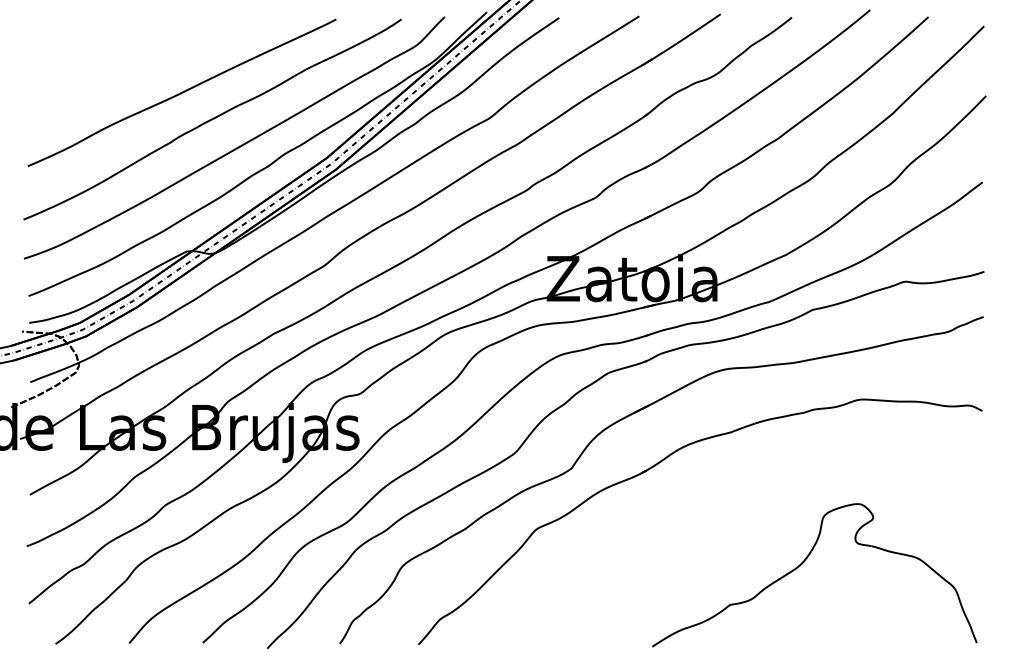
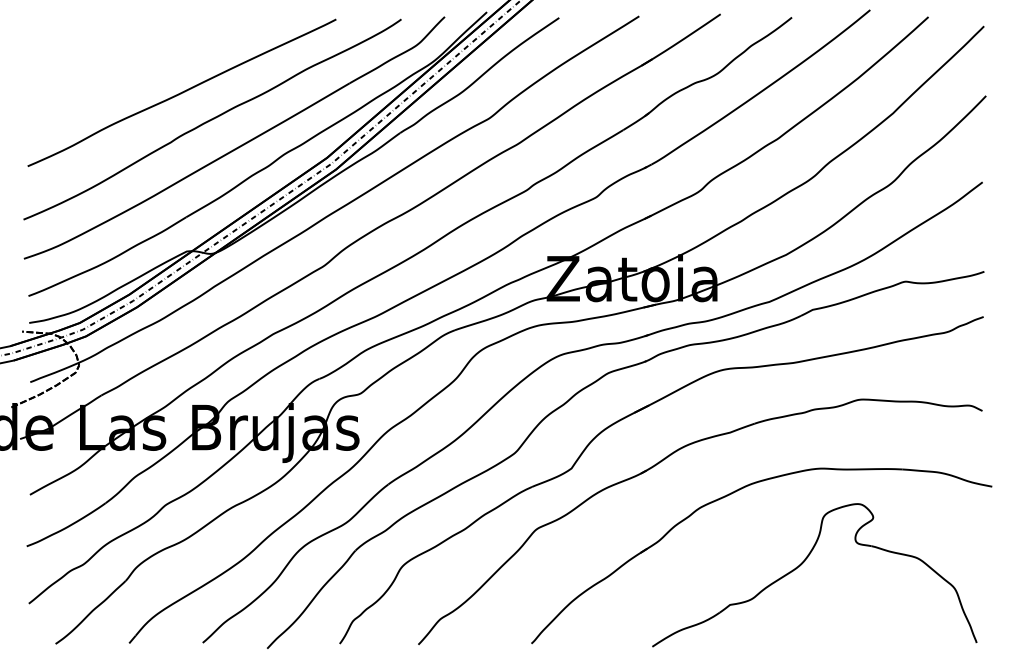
part: none -> present (731, 494)
